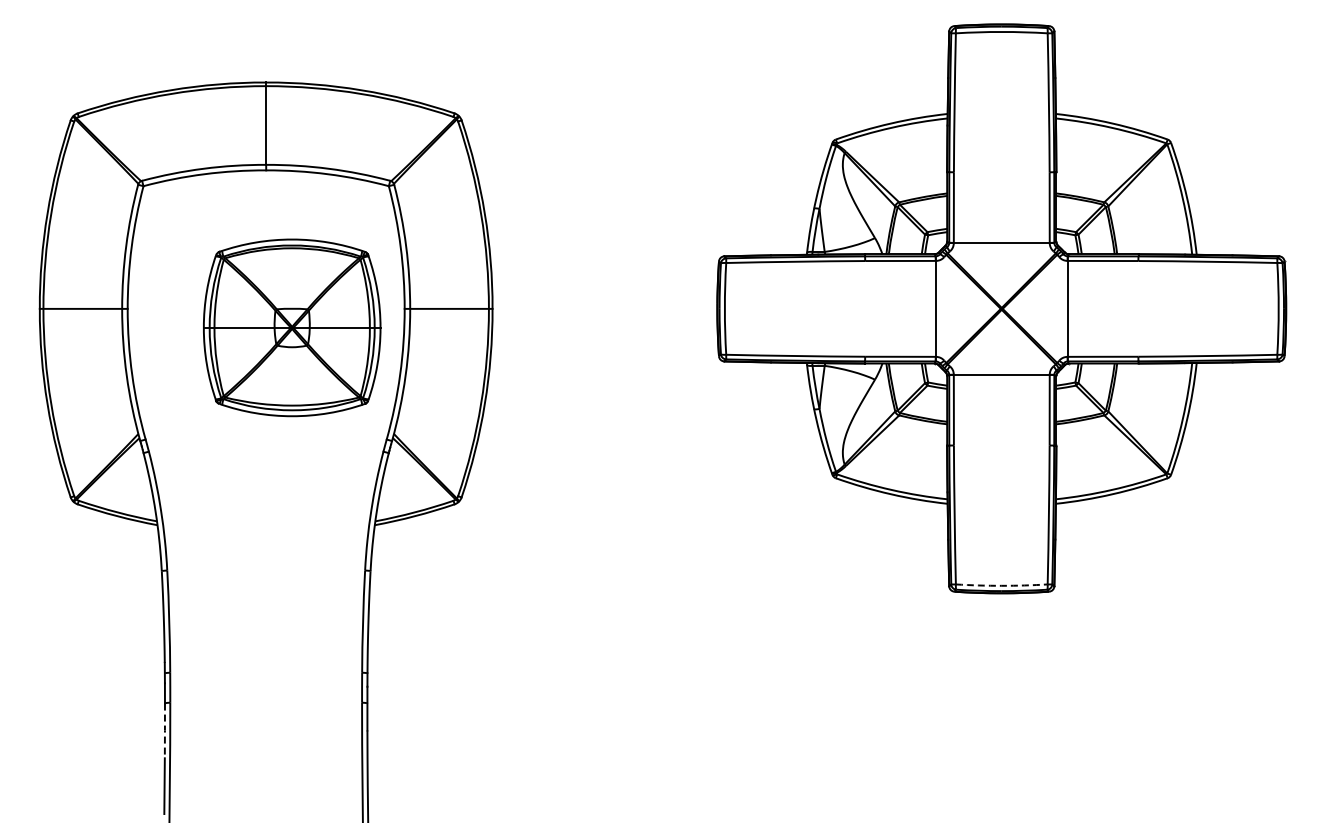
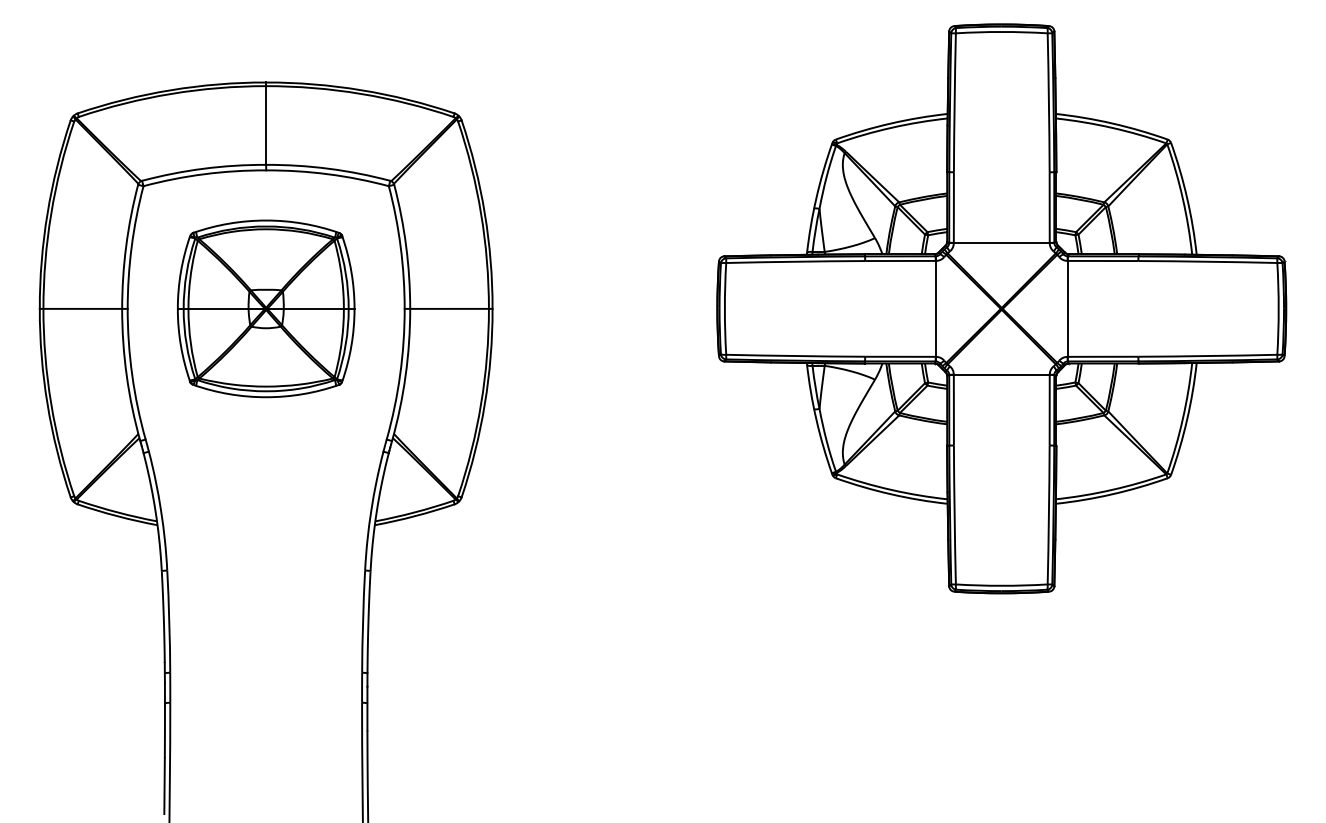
part position: (292, 327) -> (266, 308) (266, 308)
arc: dashed -> solid (1001, 585)
line: dashed -> solid (164, 730)
